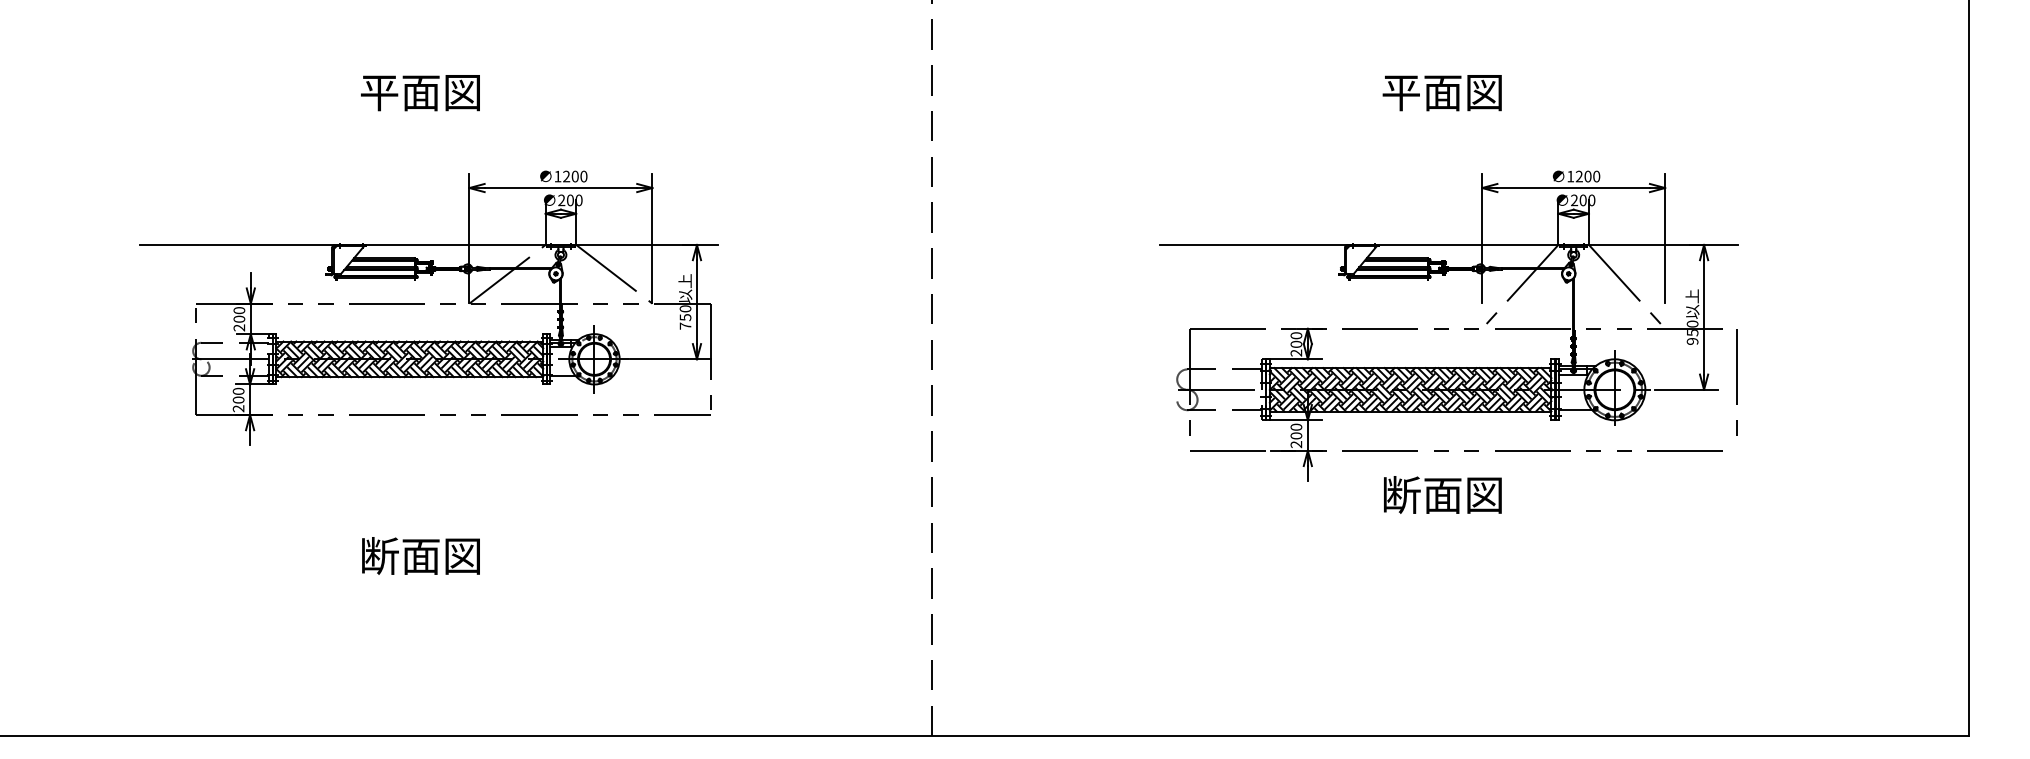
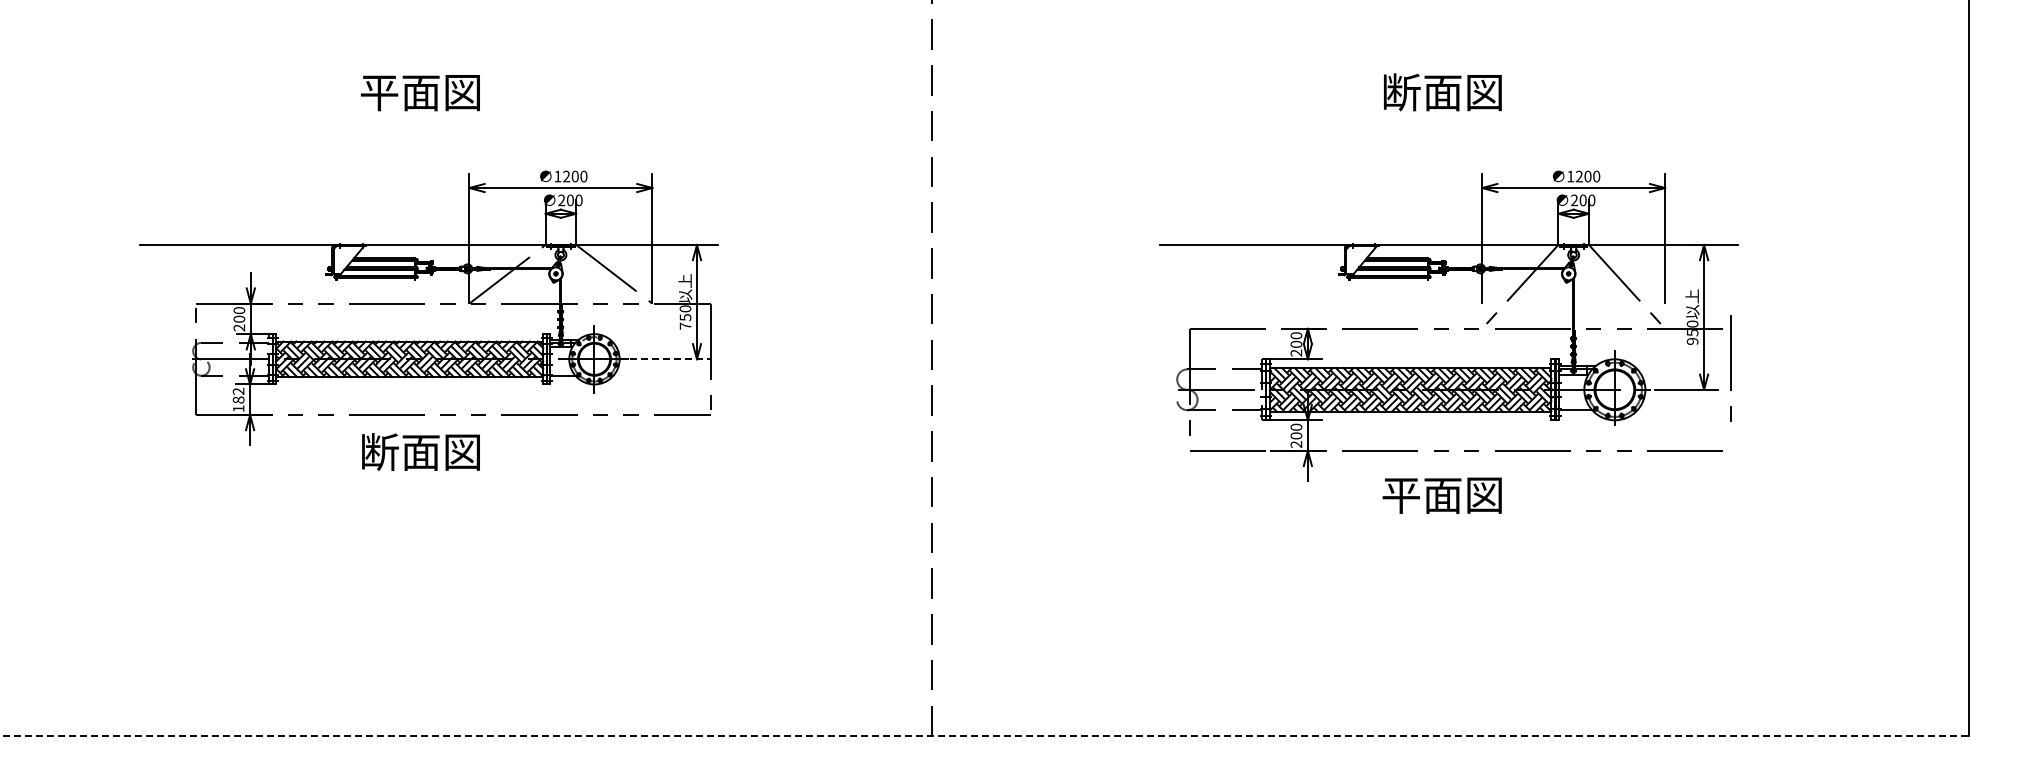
text: 平面図 -> 断面図 (1401, 92)
line: solid -> dashed (670, 359)
line position: (1736, 382) -> (1730, 368) (1730, 368)
text: 200 -> 182 (238, 399)
text: 断面図 -> 平面図 (1401, 494)
text position: (420, 555) -> (420, 451) (420, 451)
line: solid -> dashed (985, 736)
